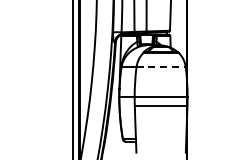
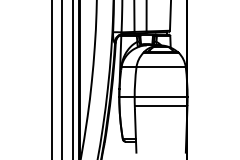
line: dashed -> solid (161, 67)
line: none -> present (52, 79)
line: none -> present (61, 79)
